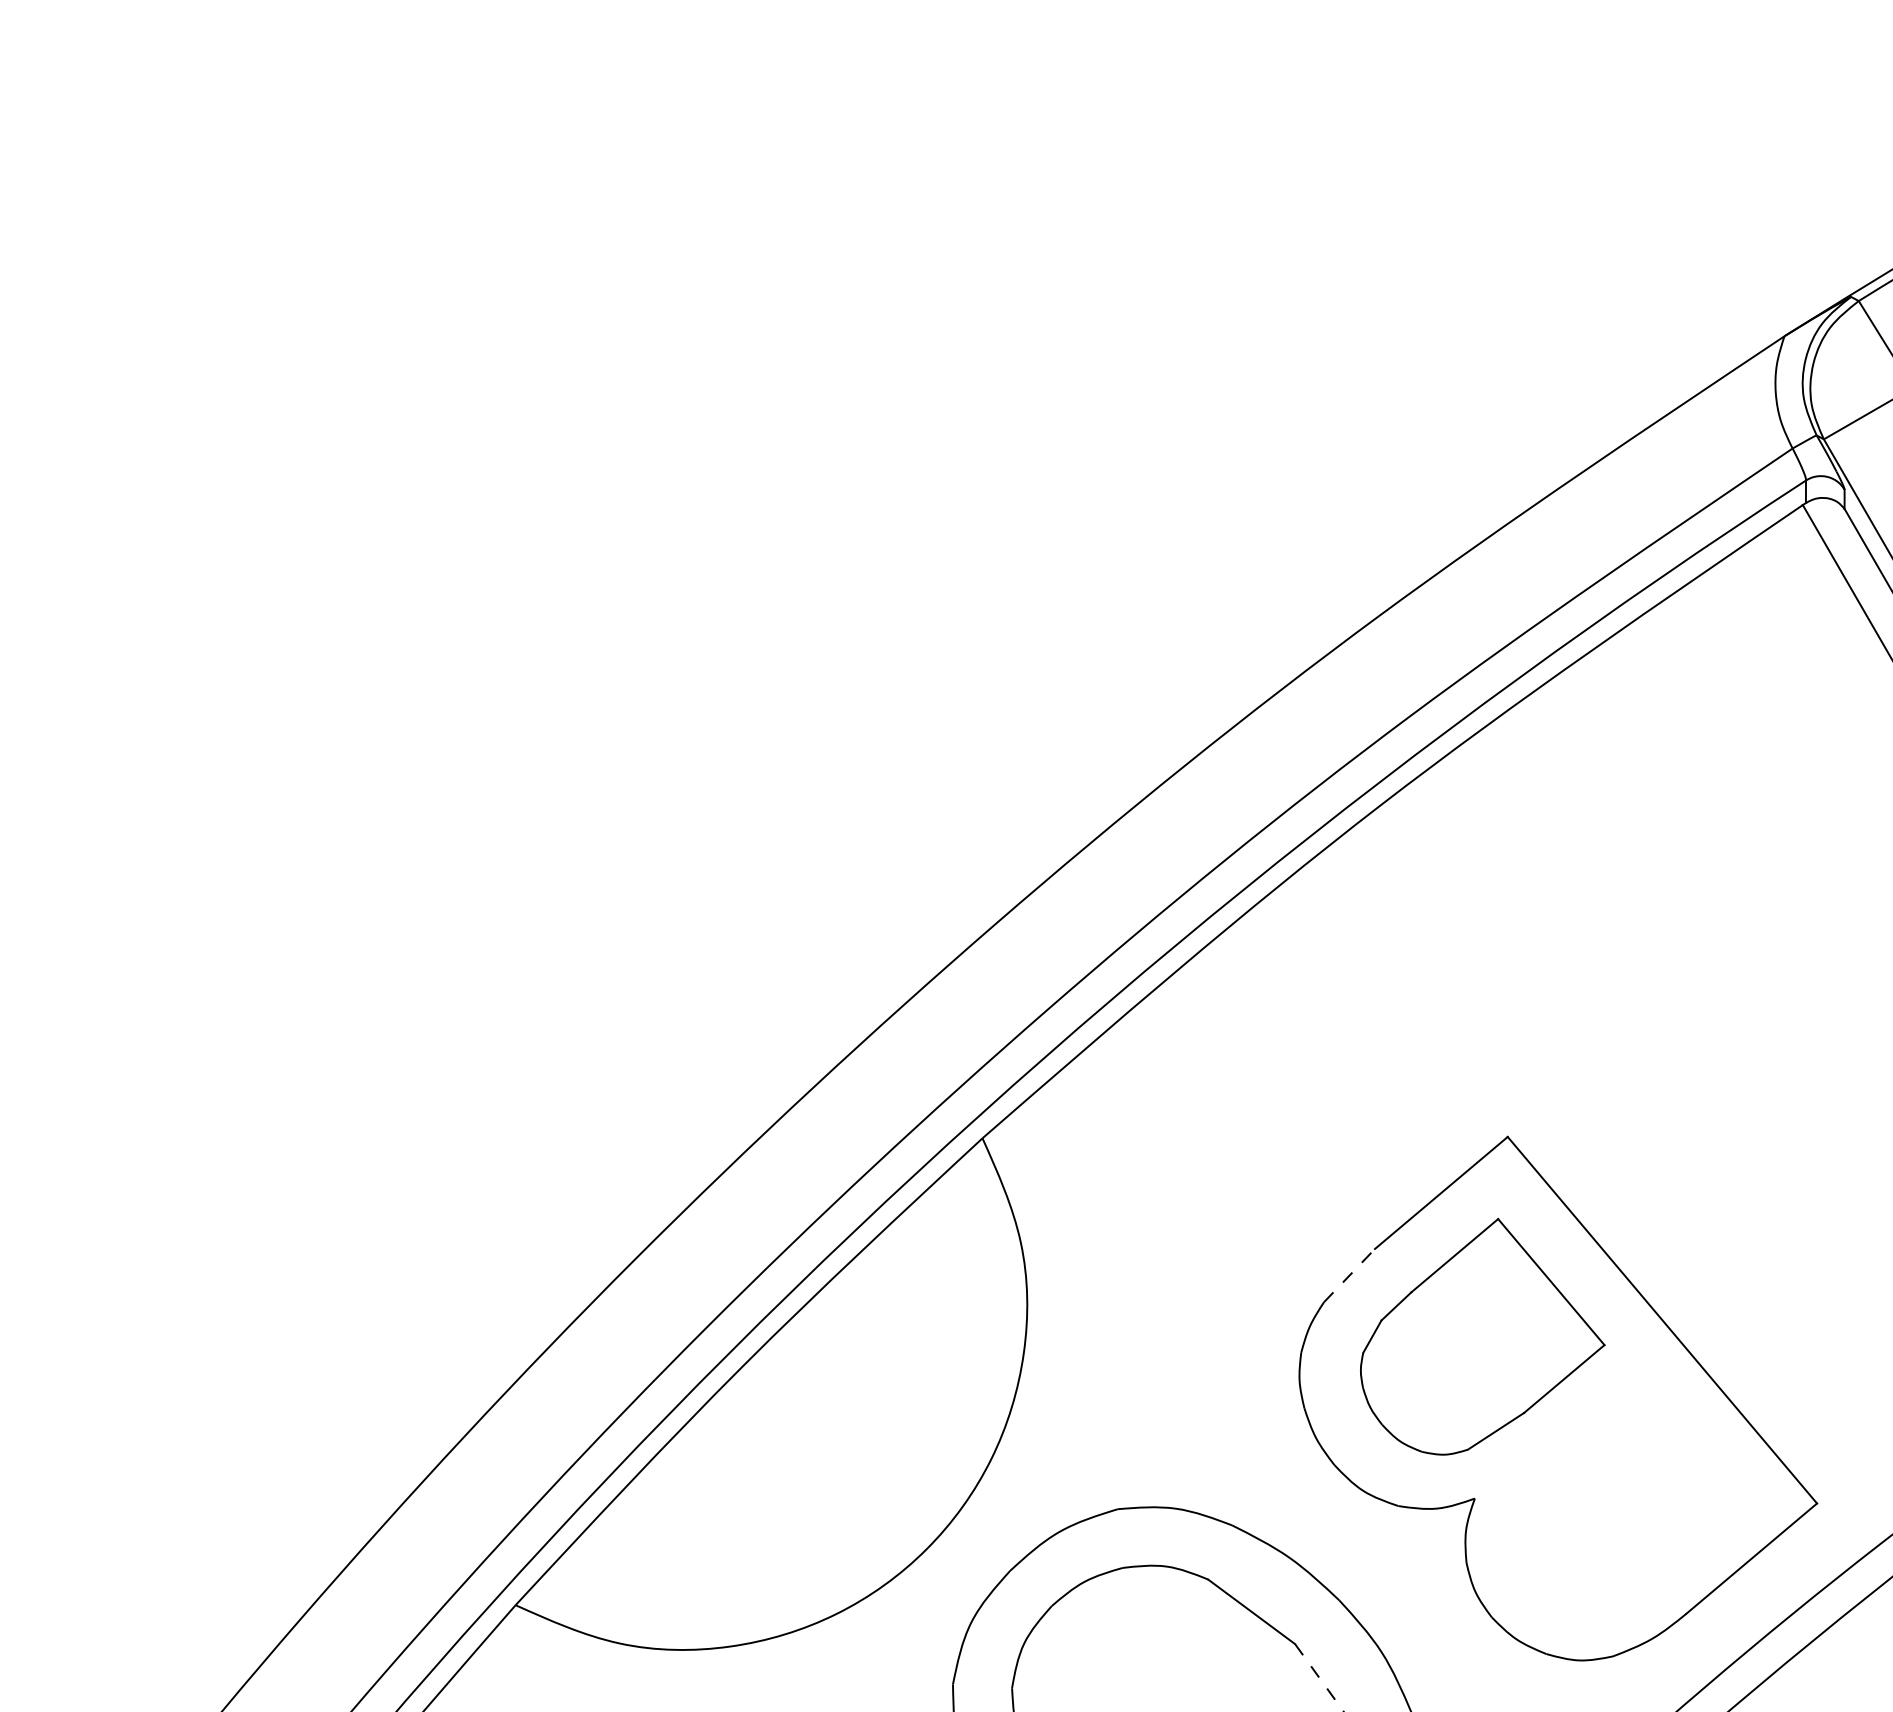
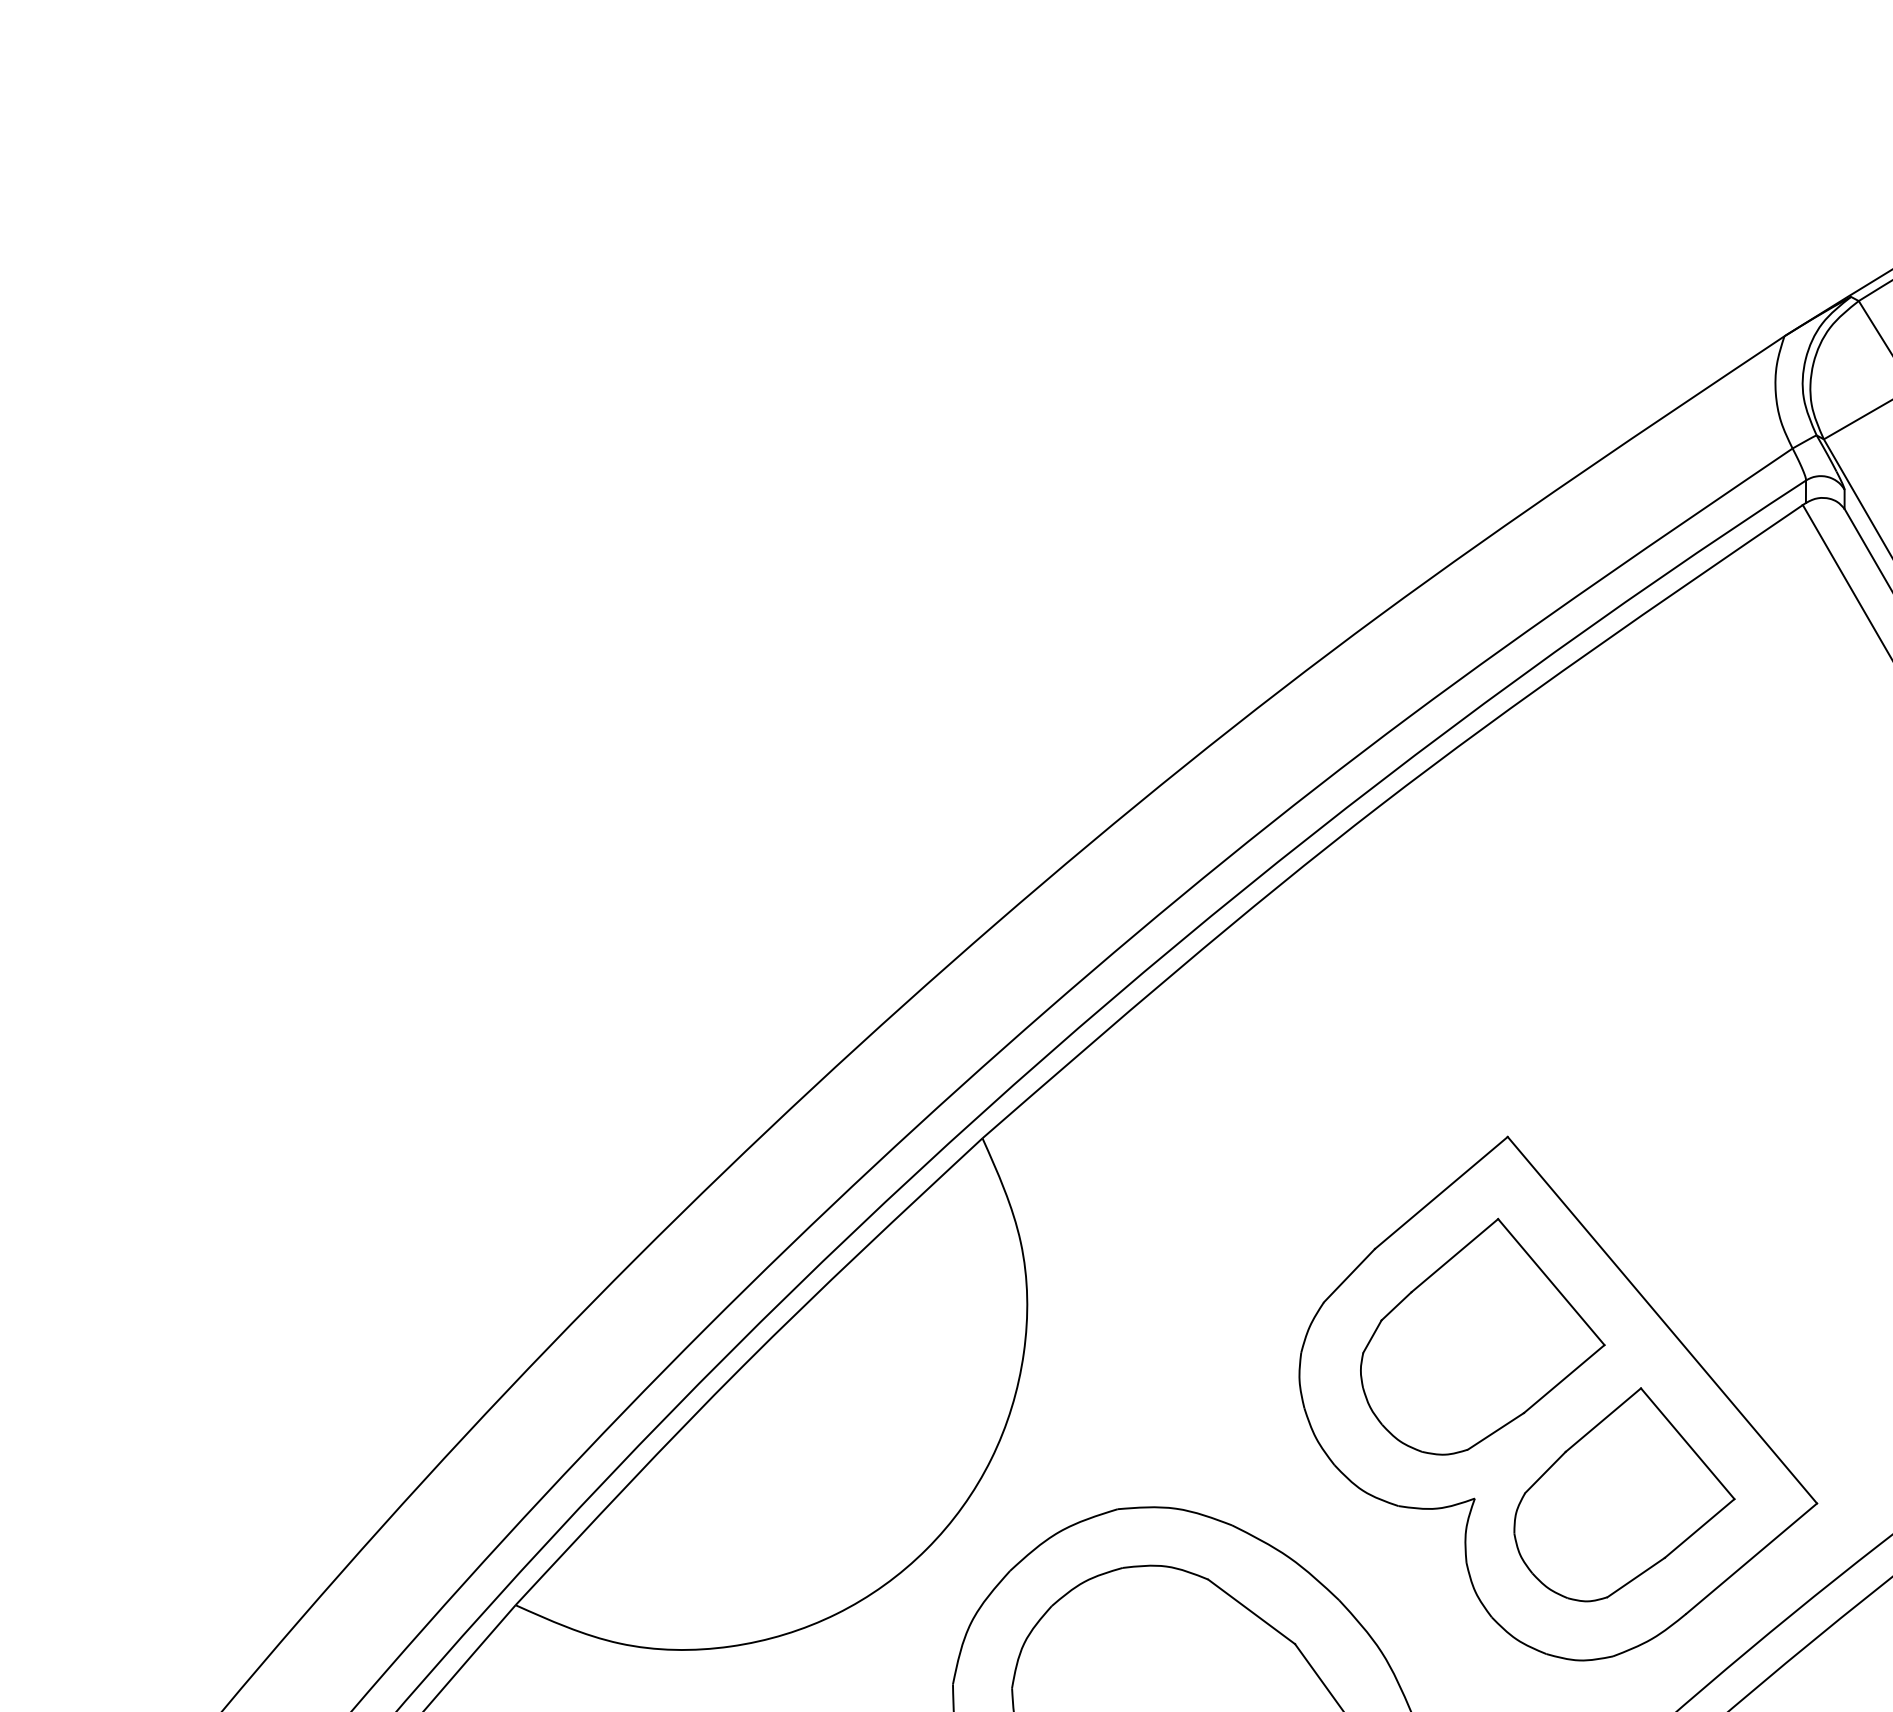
line: dashed -> solid (1349, 1275)
part: none -> present (1624, 1494)
line: dashed -> solid (1319, 1677)
